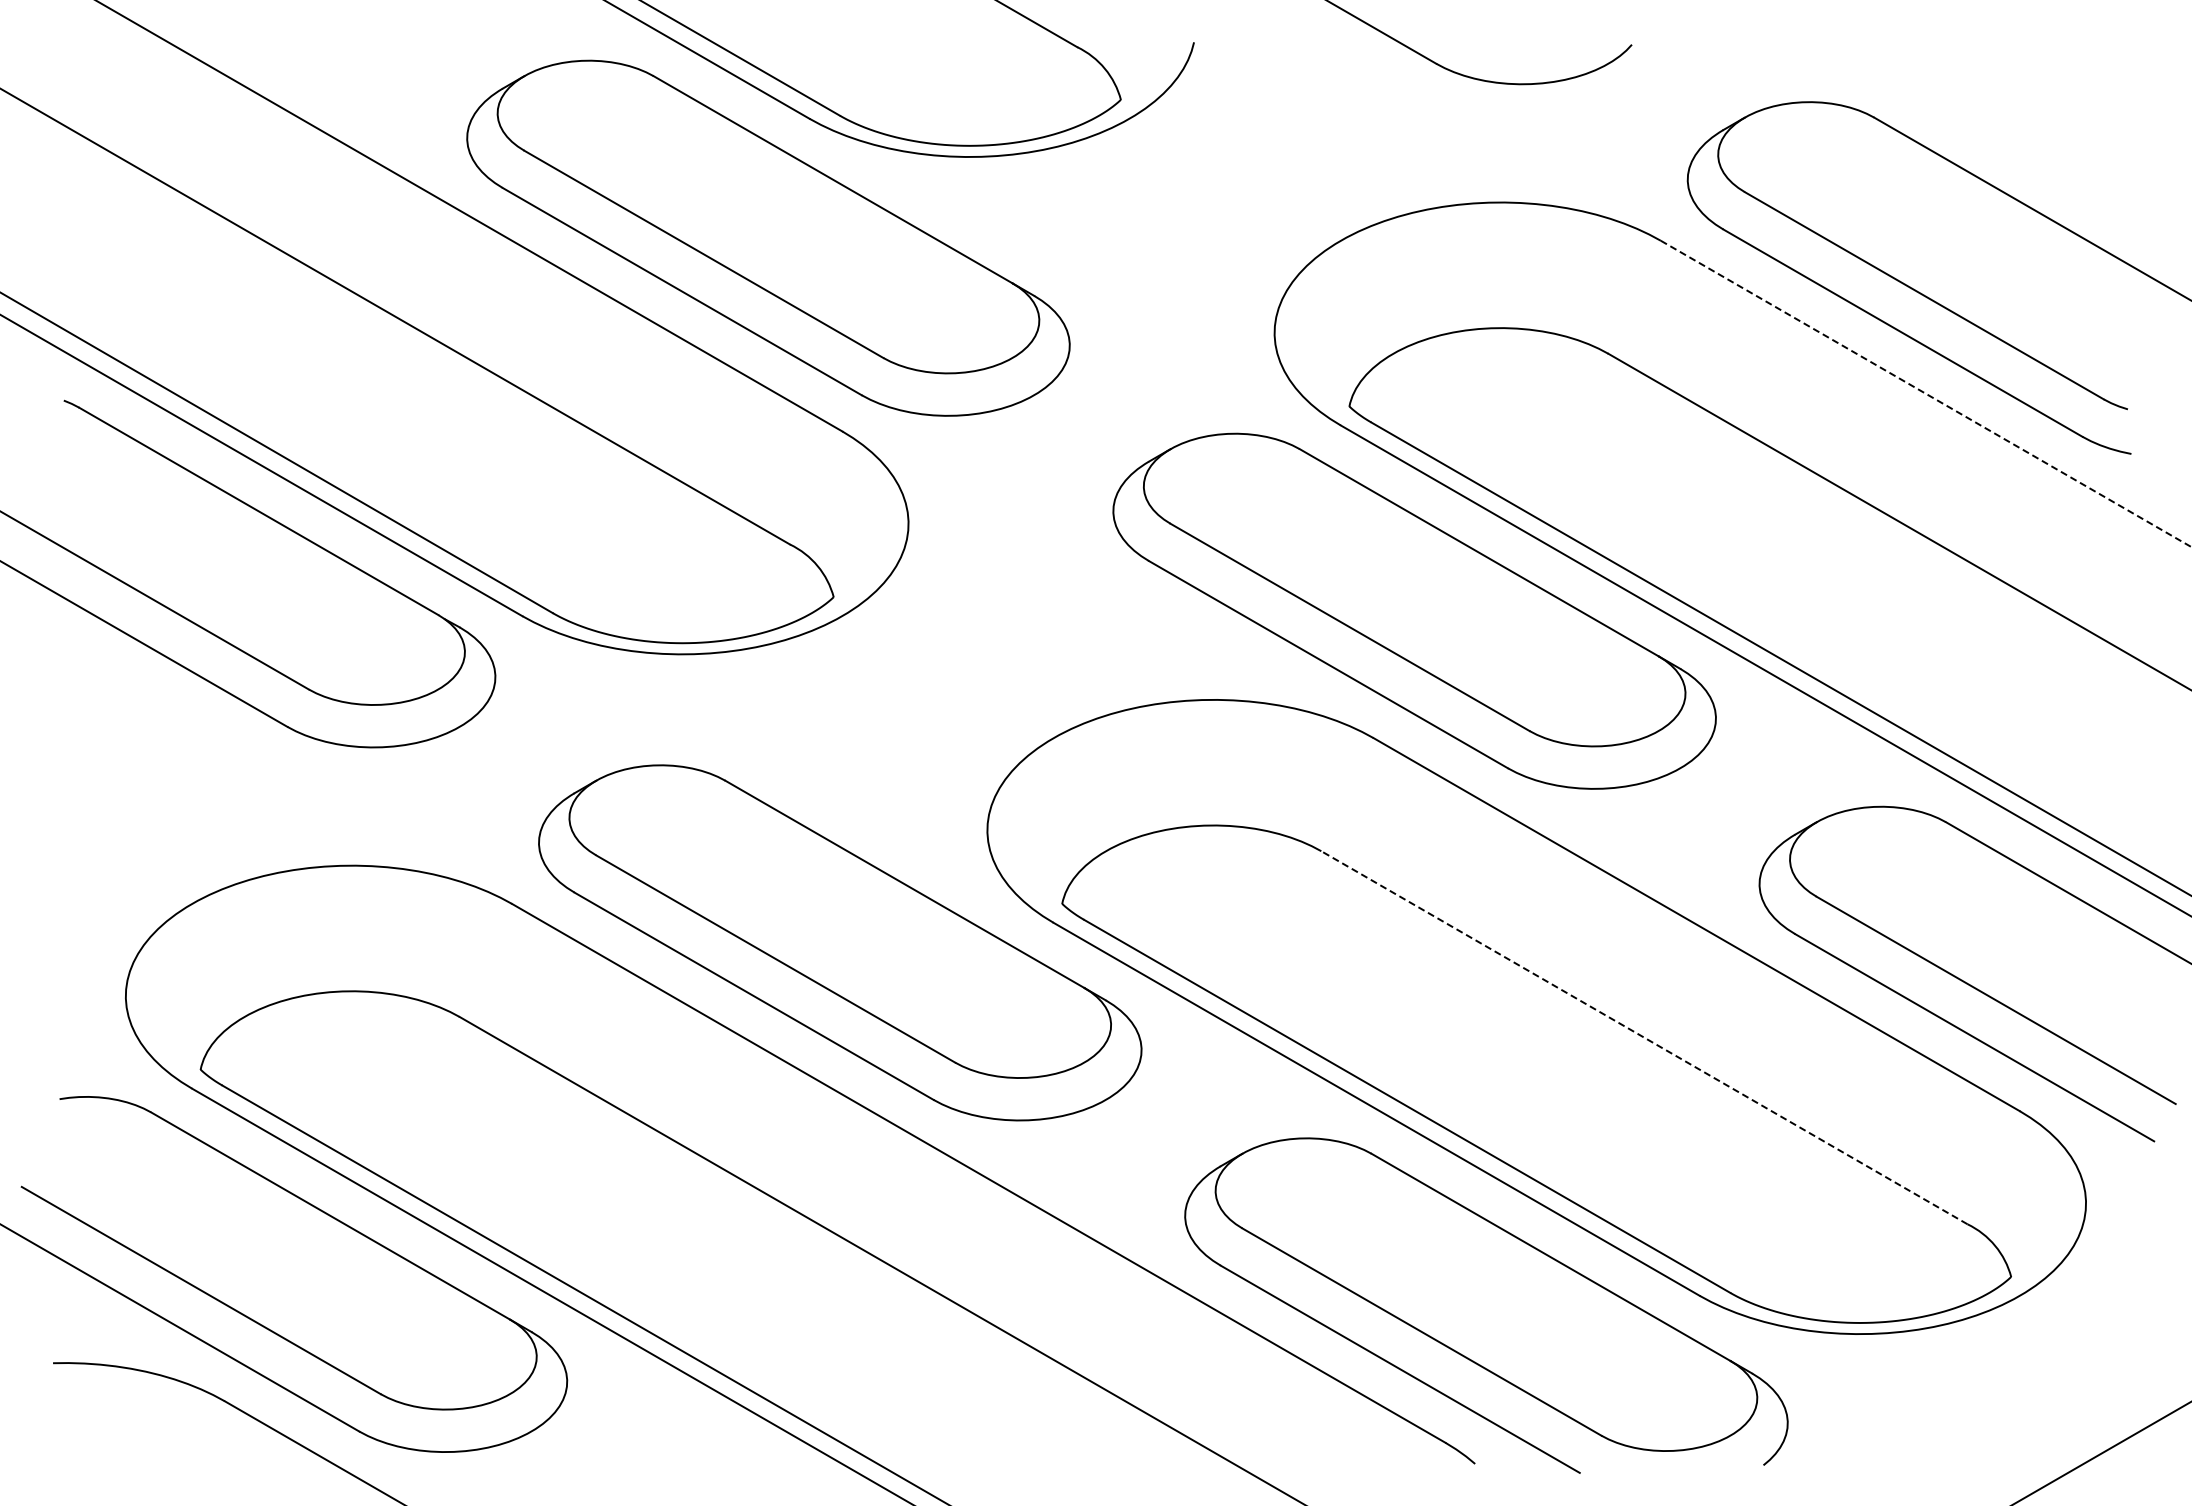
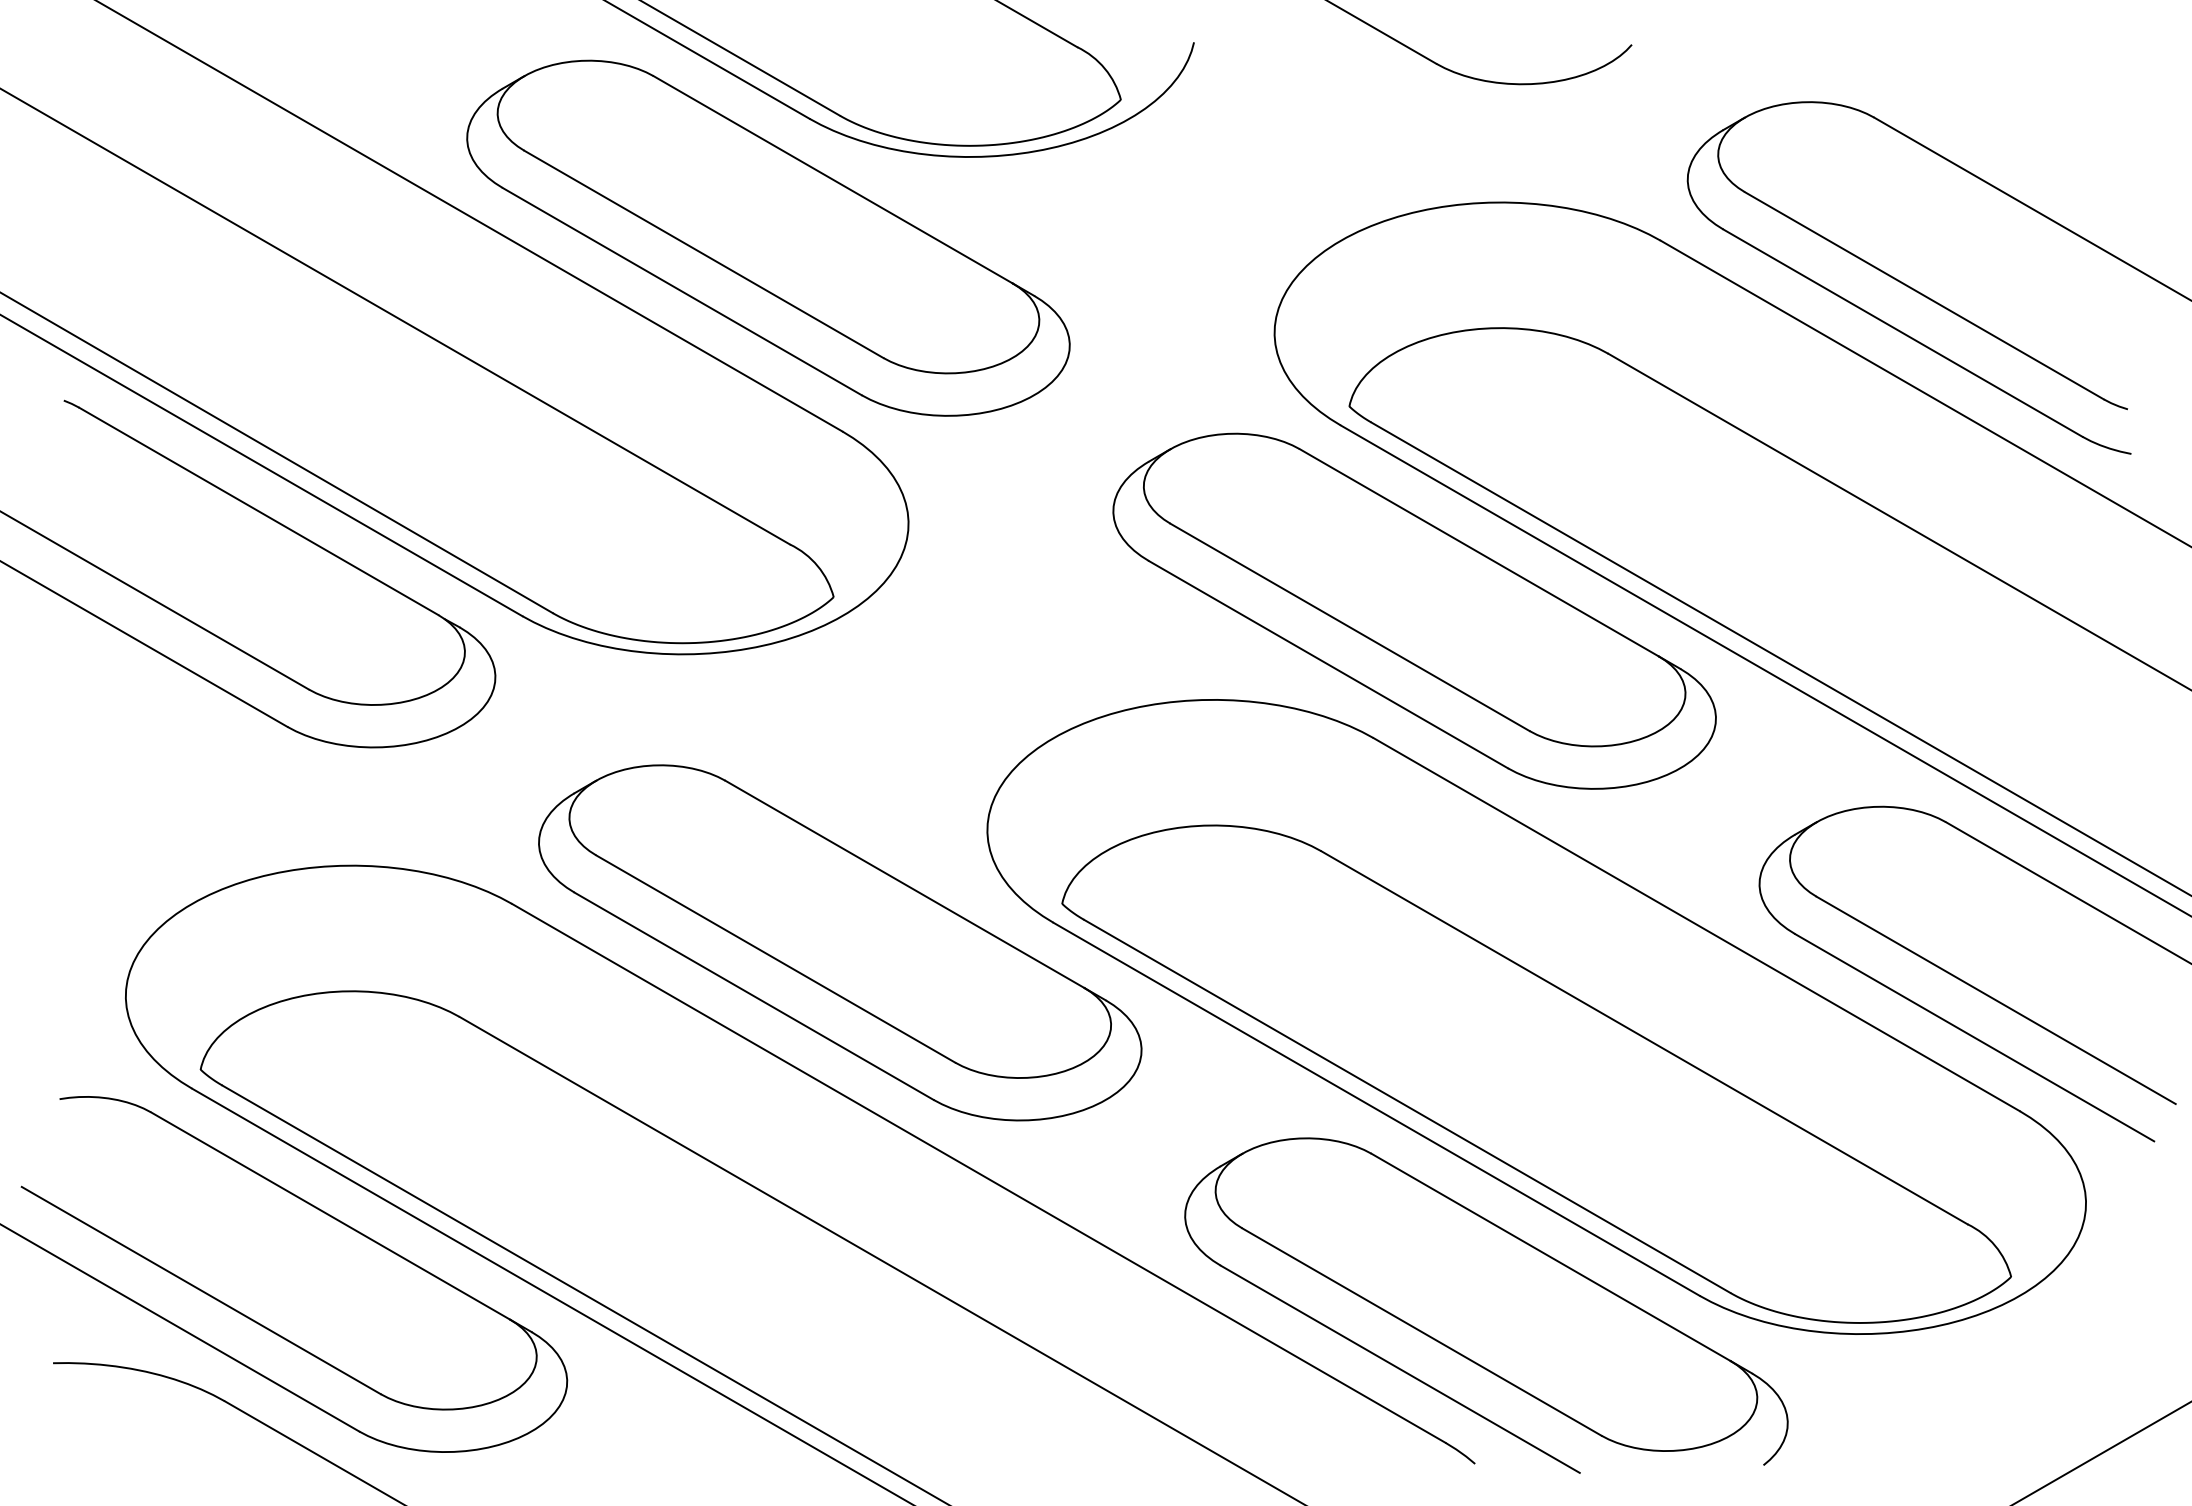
line: dashed -> solid (1926, 394)
line: dashed -> solid (1643, 1037)
